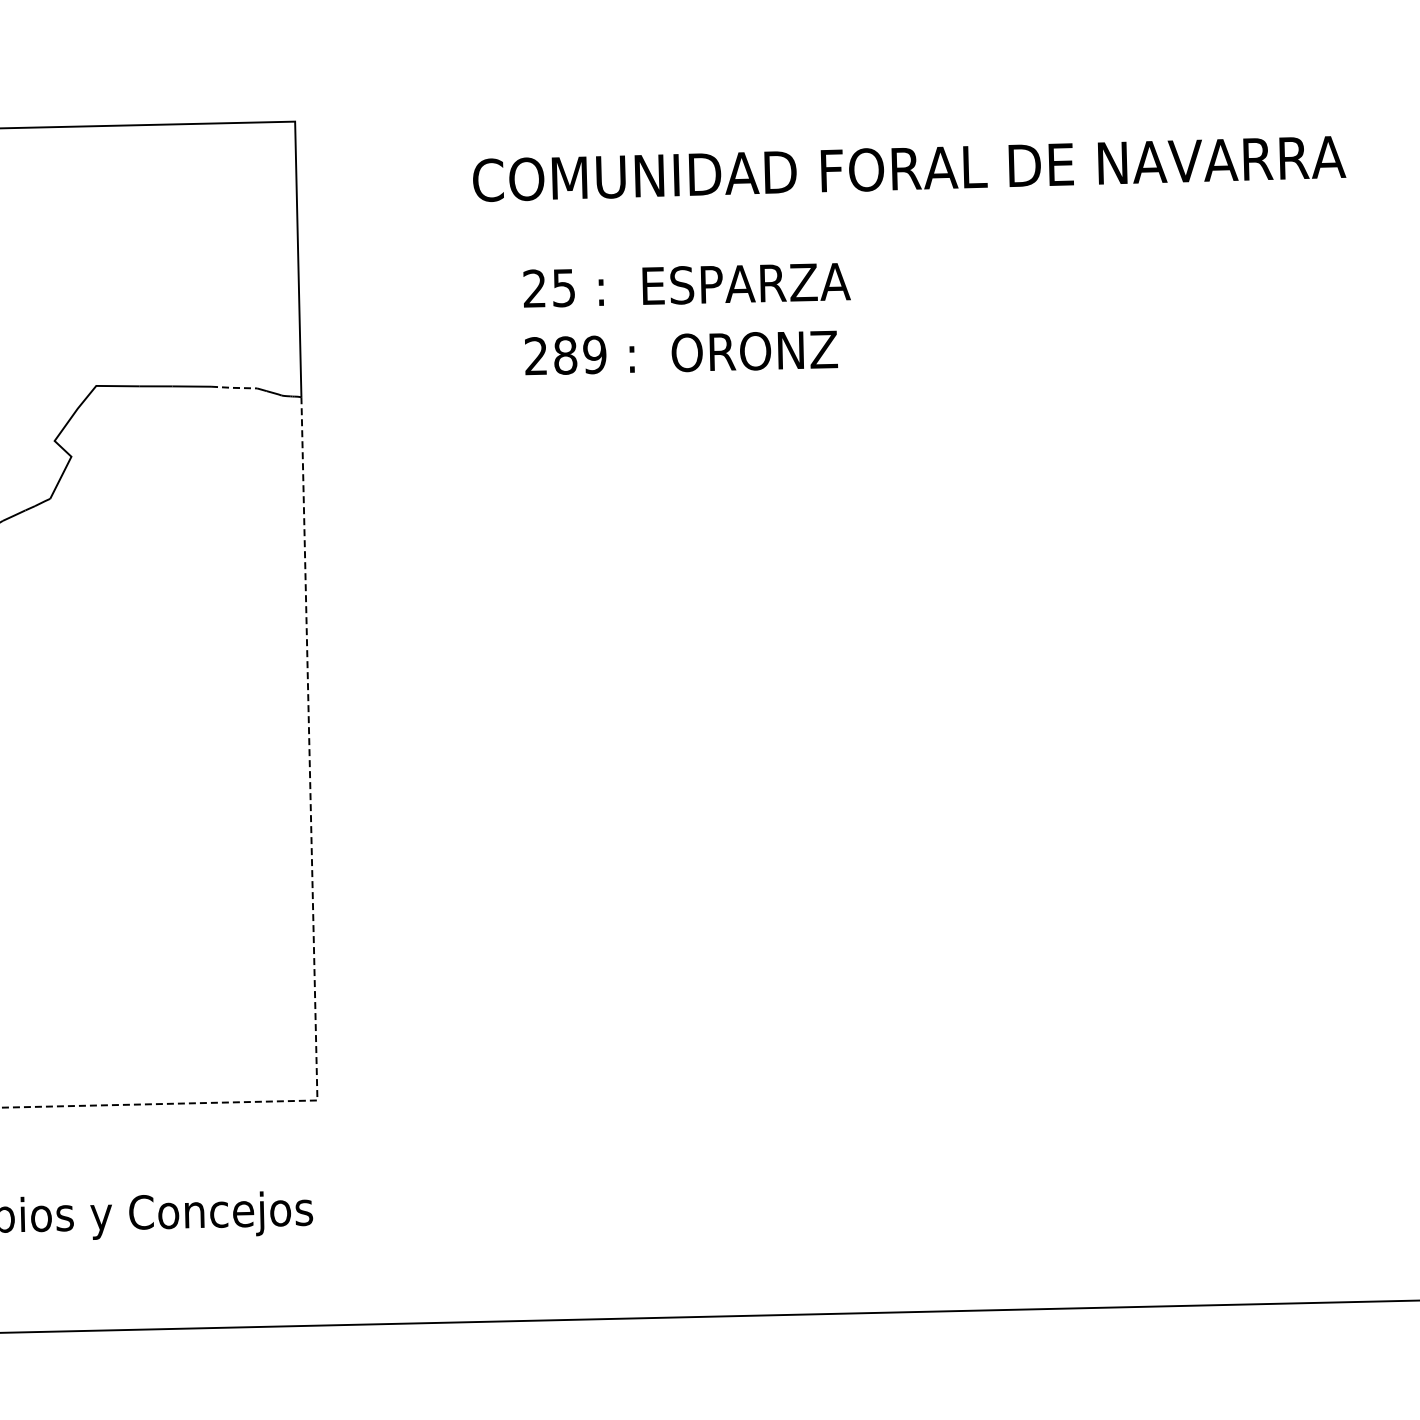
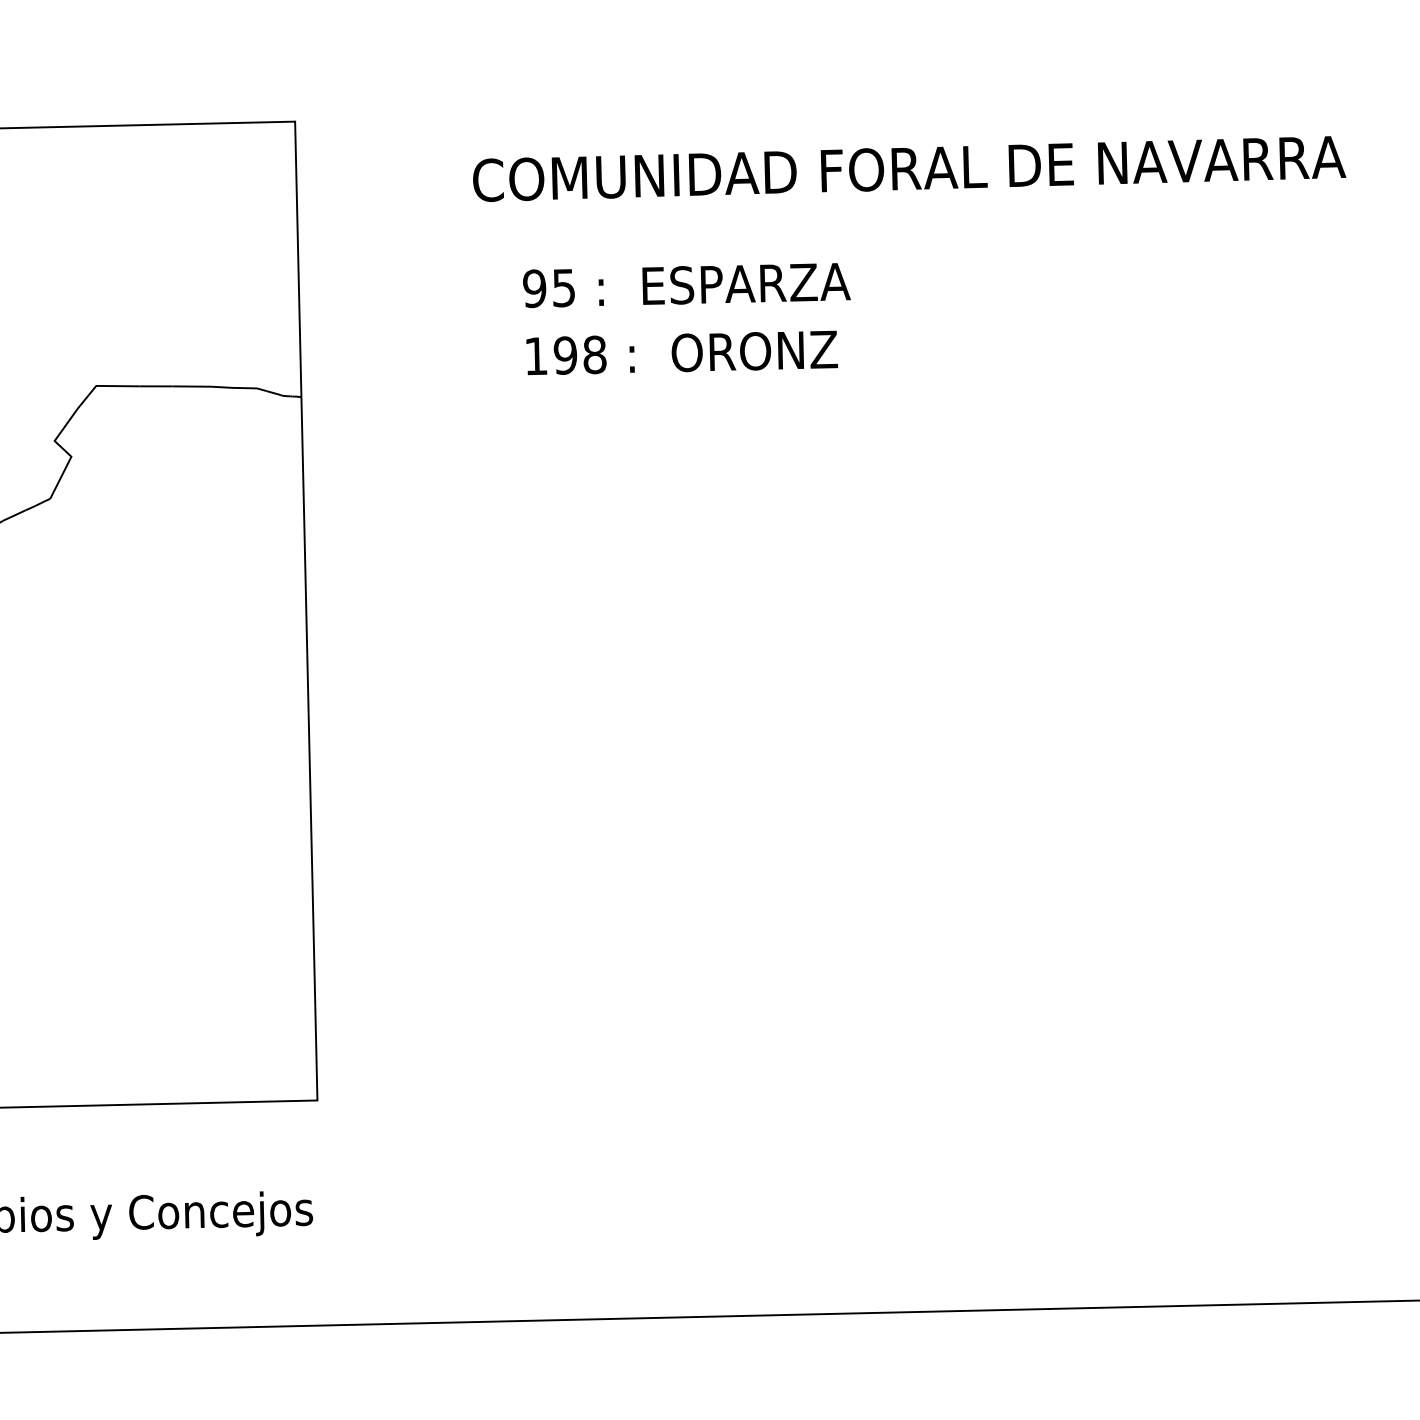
text: 25 -> 95 (534, 288)
text: 289 -> 198 (565, 355)
line: dashed -> solid (233, 387)
line: dashed -> solid (313, 907)
